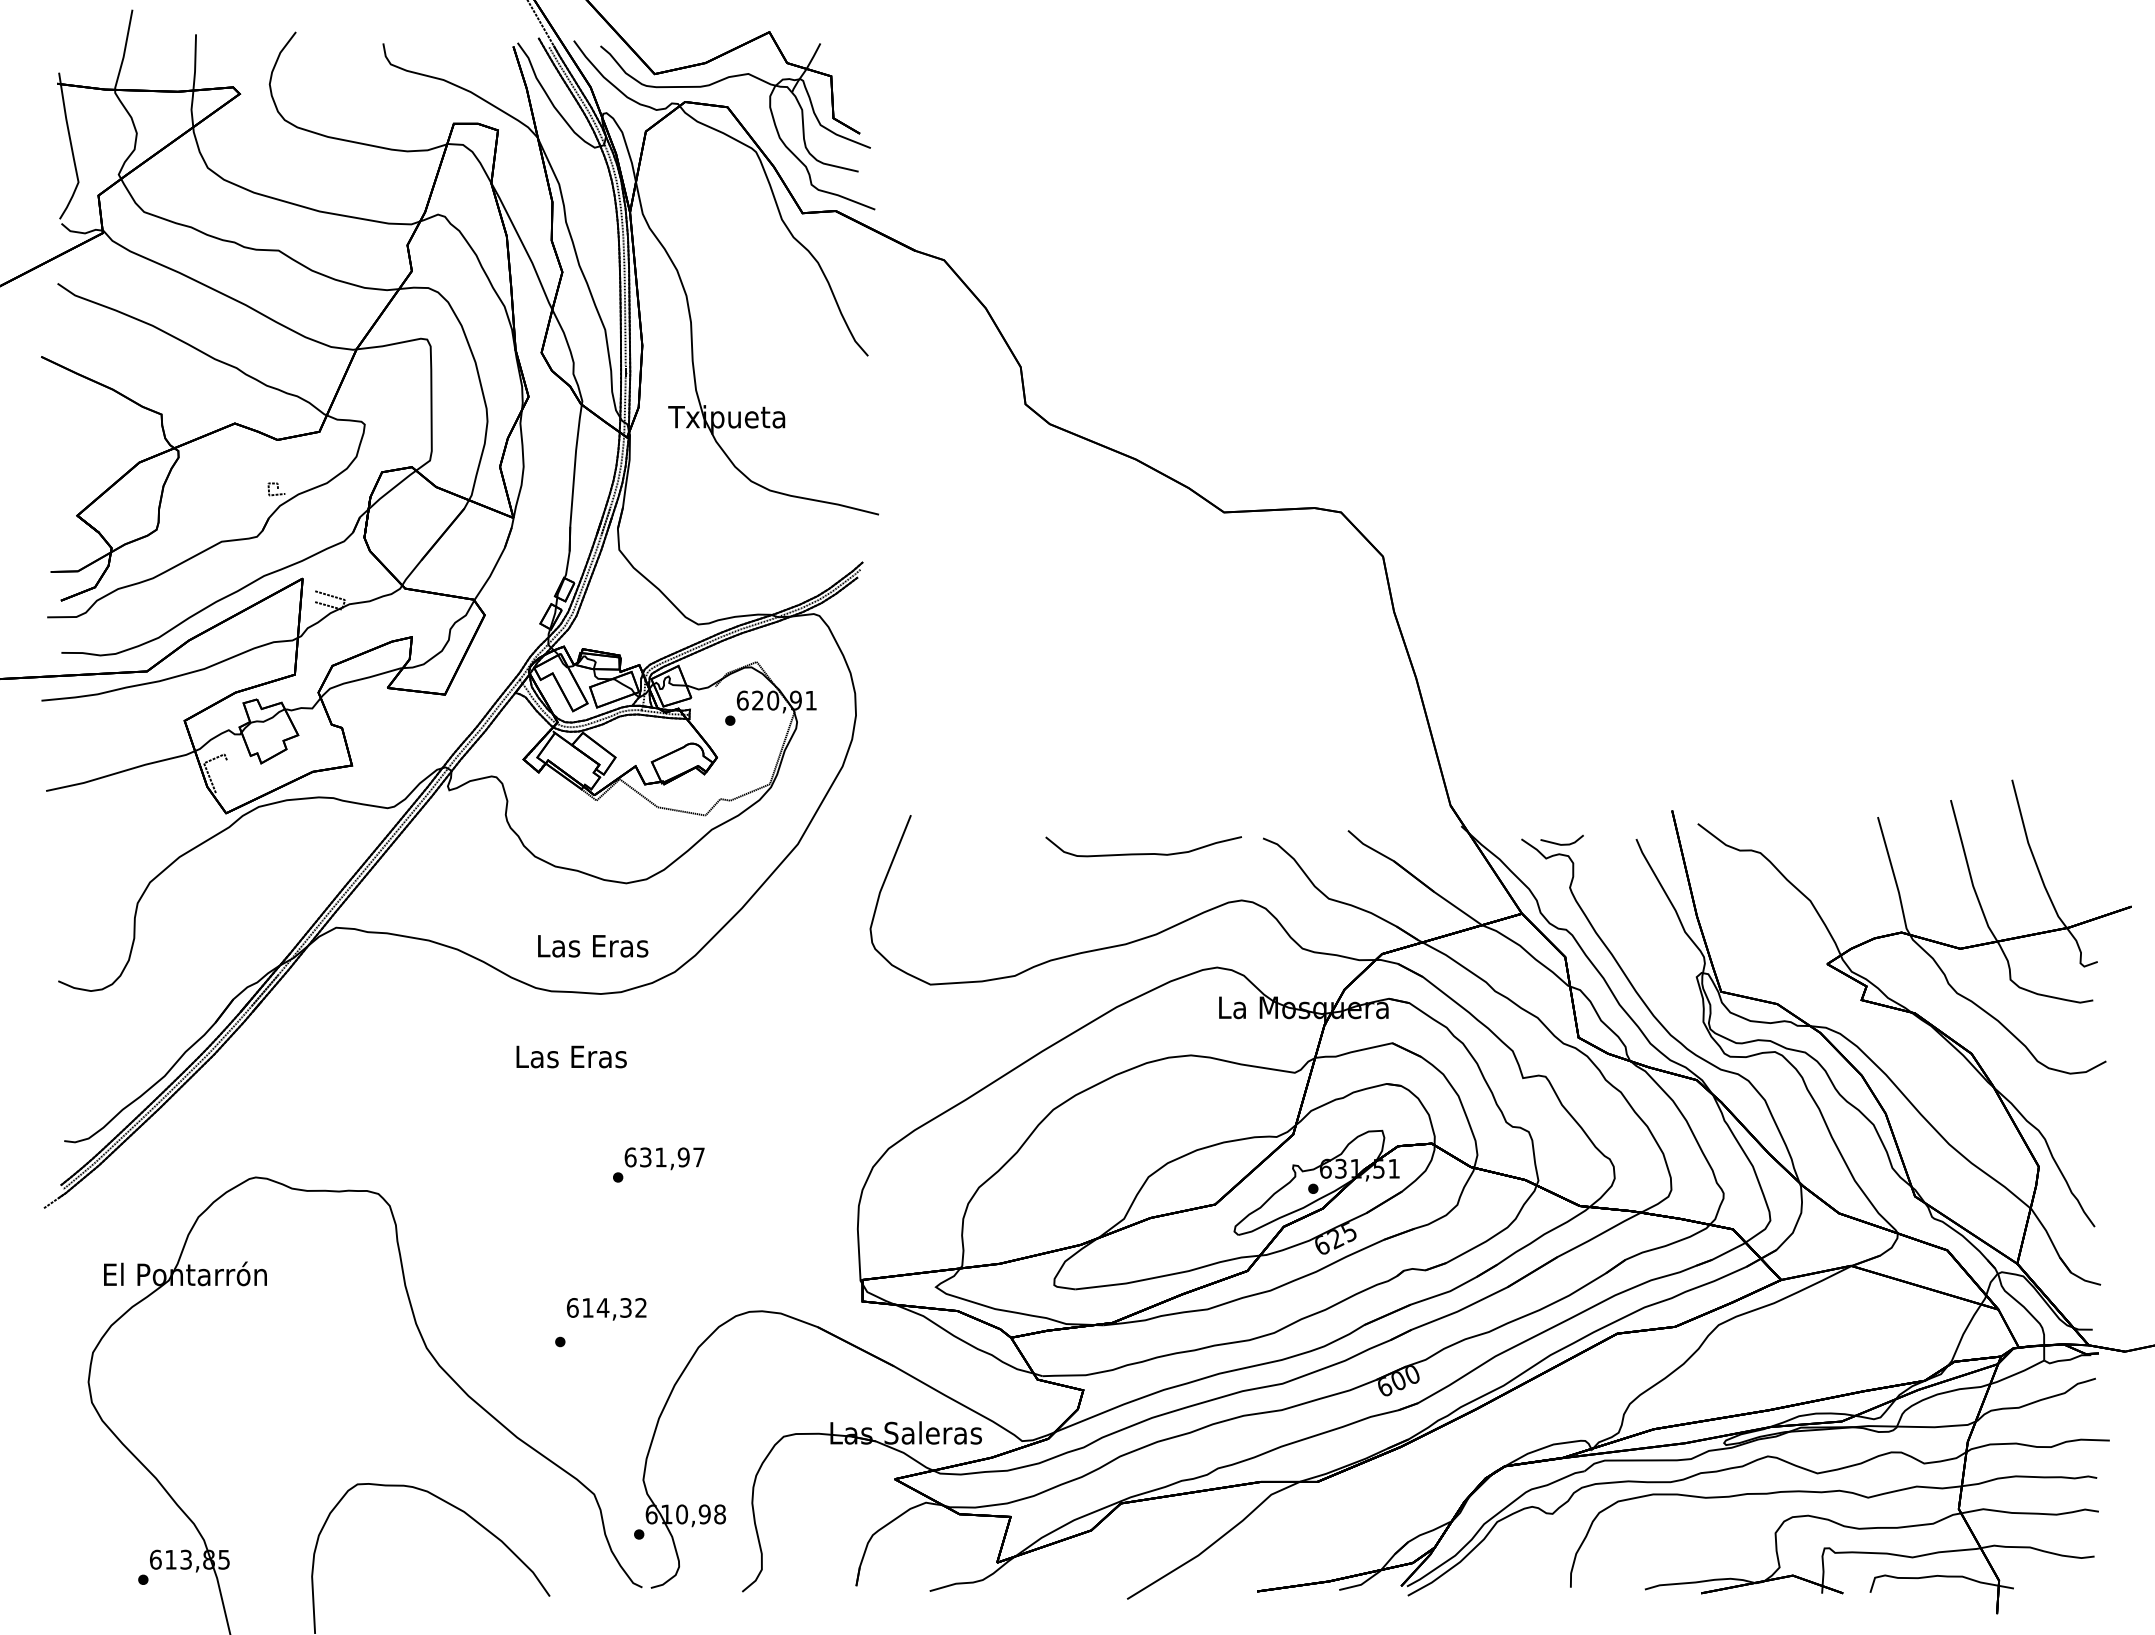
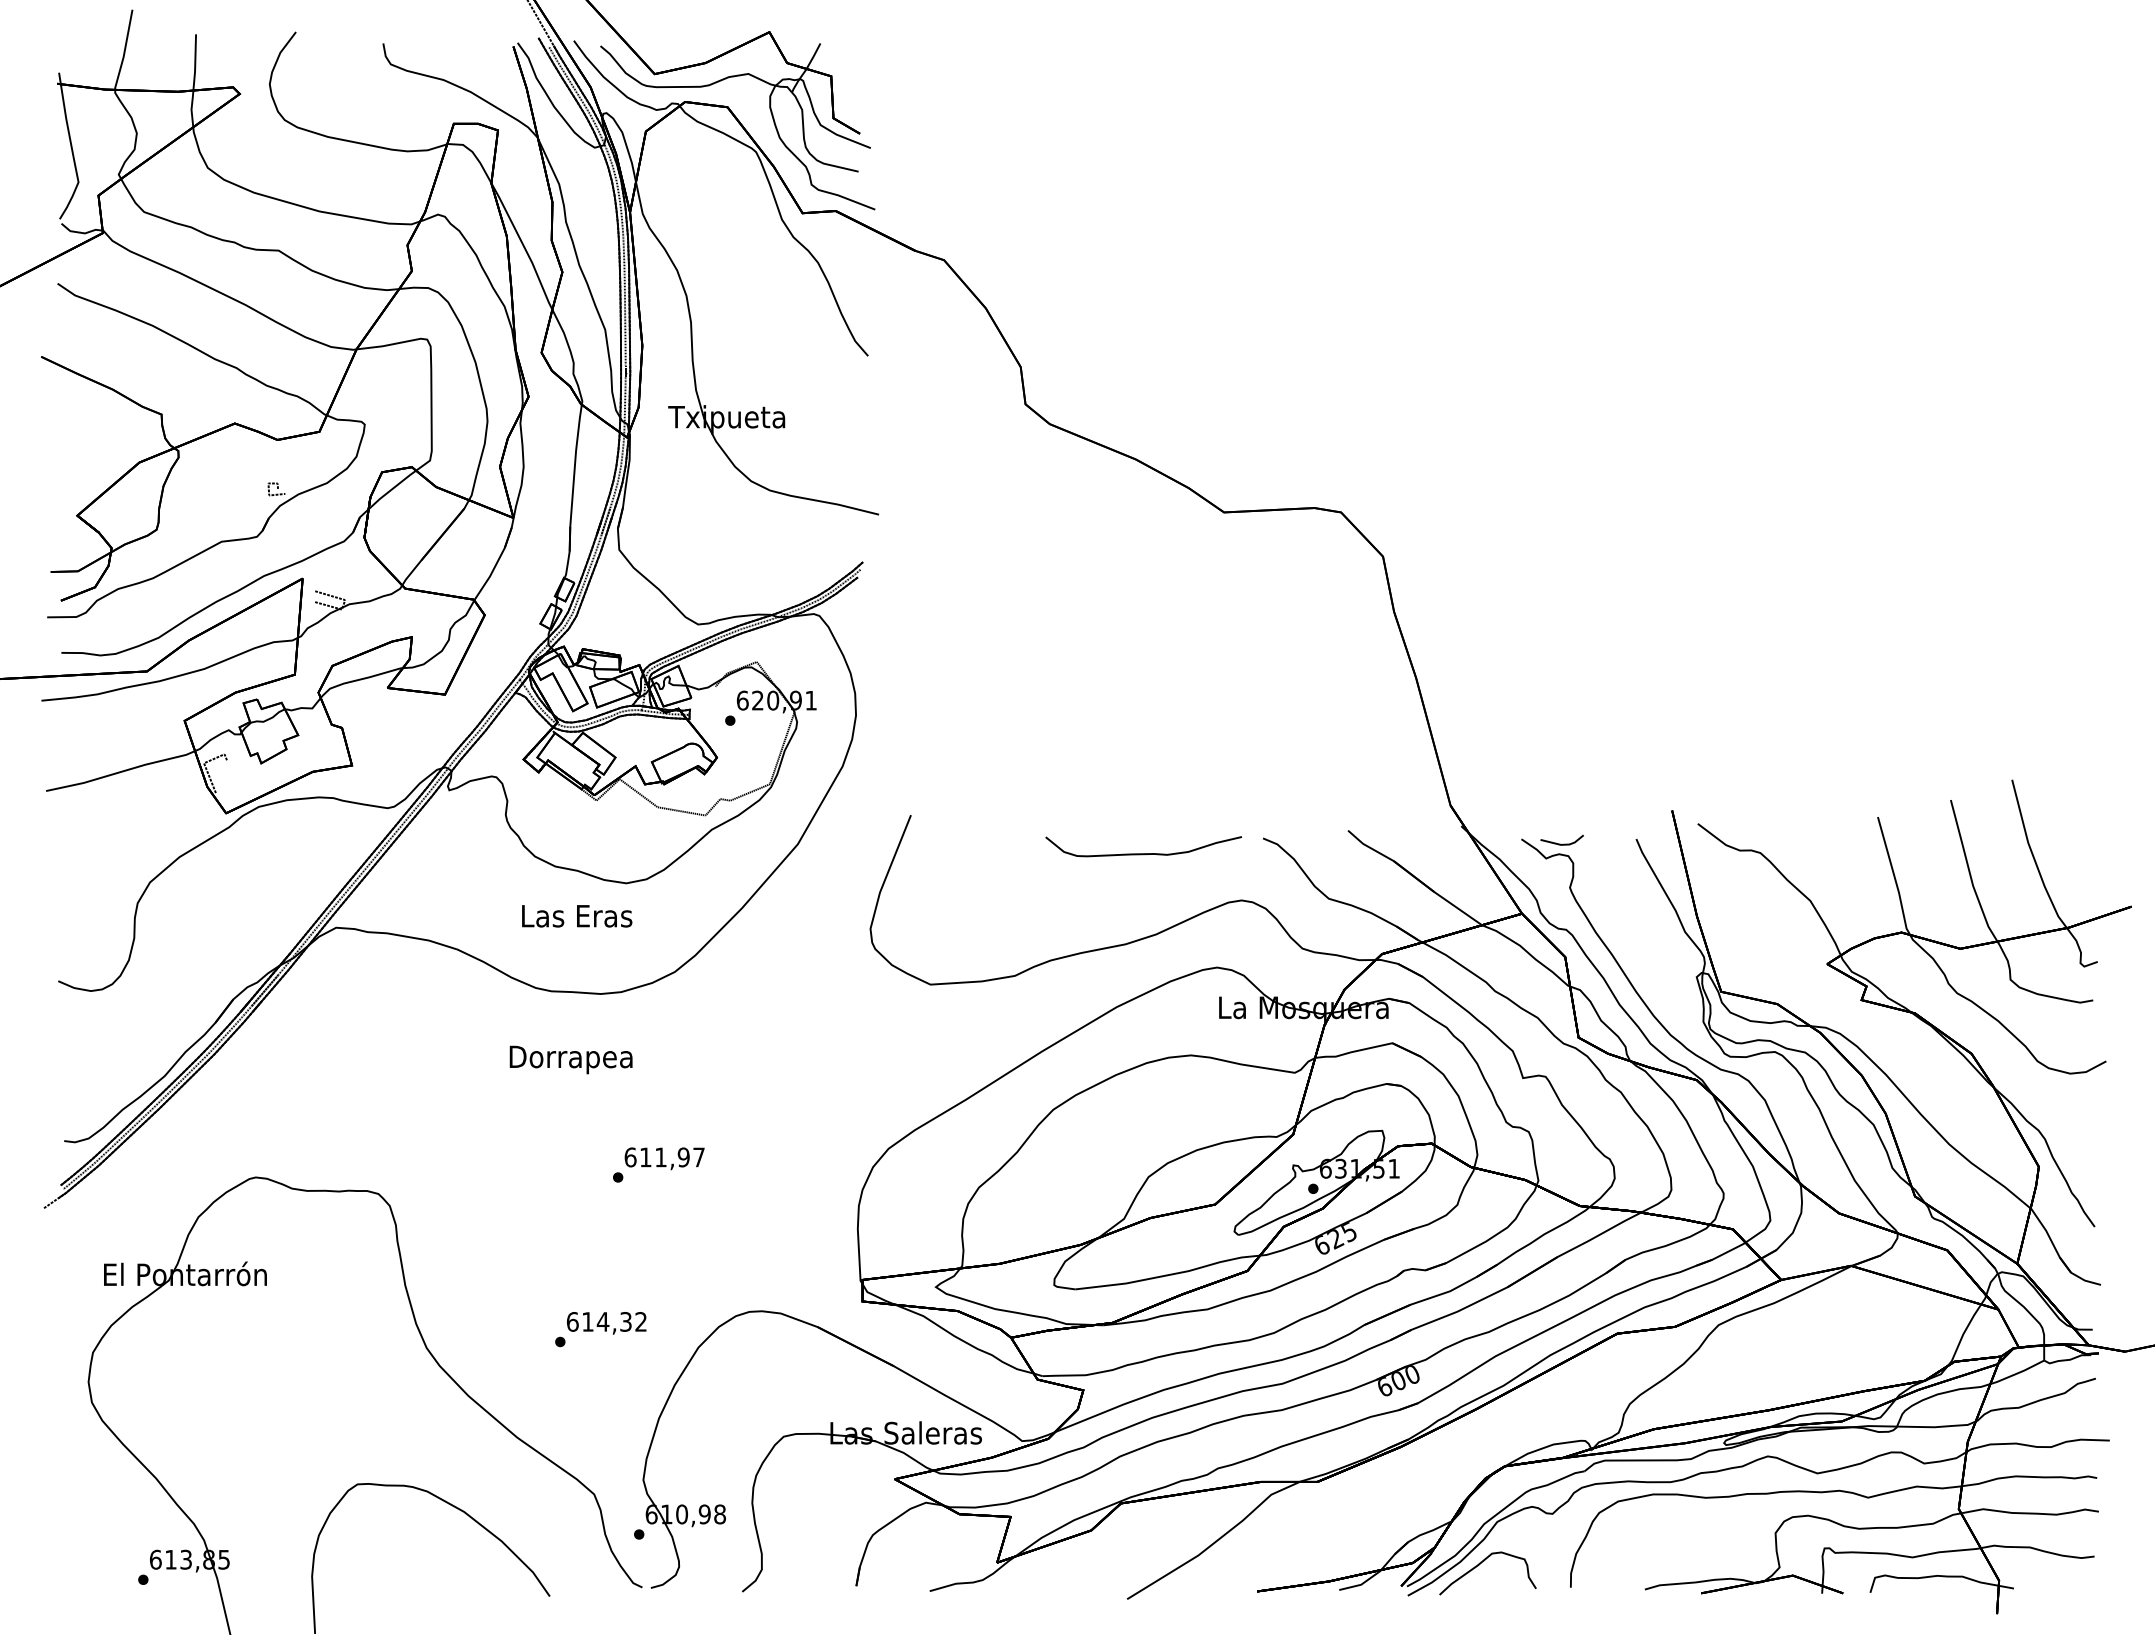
text position: (593, 946) -> (577, 916) (577, 916)
text: Las Eras -> Dorrapea (570, 1059)
text: 631,97 -> 611,97 (645, 1157)
text position: (606, 1309) -> (606, 1323) (606, 1323)
curve: none -> present (1479, 1565)
